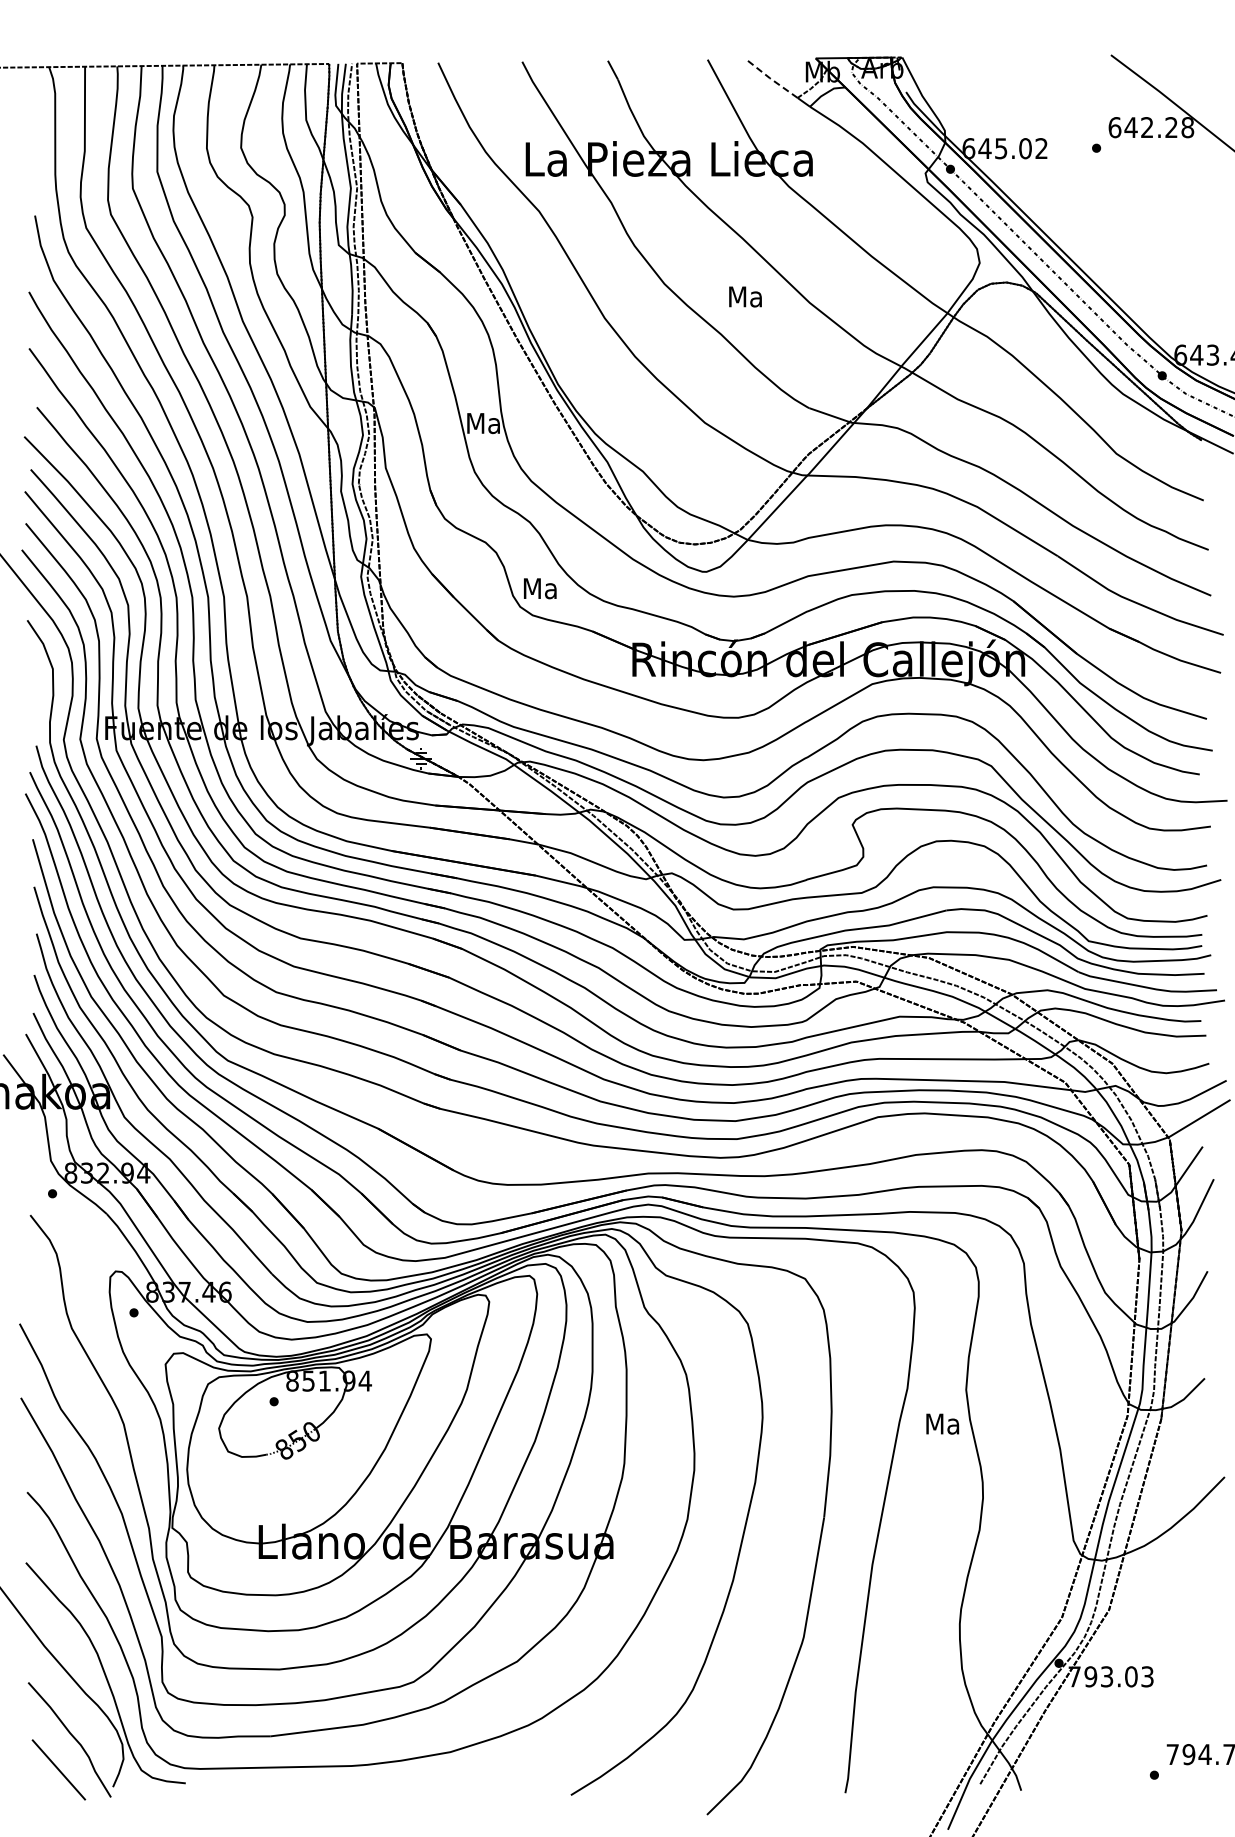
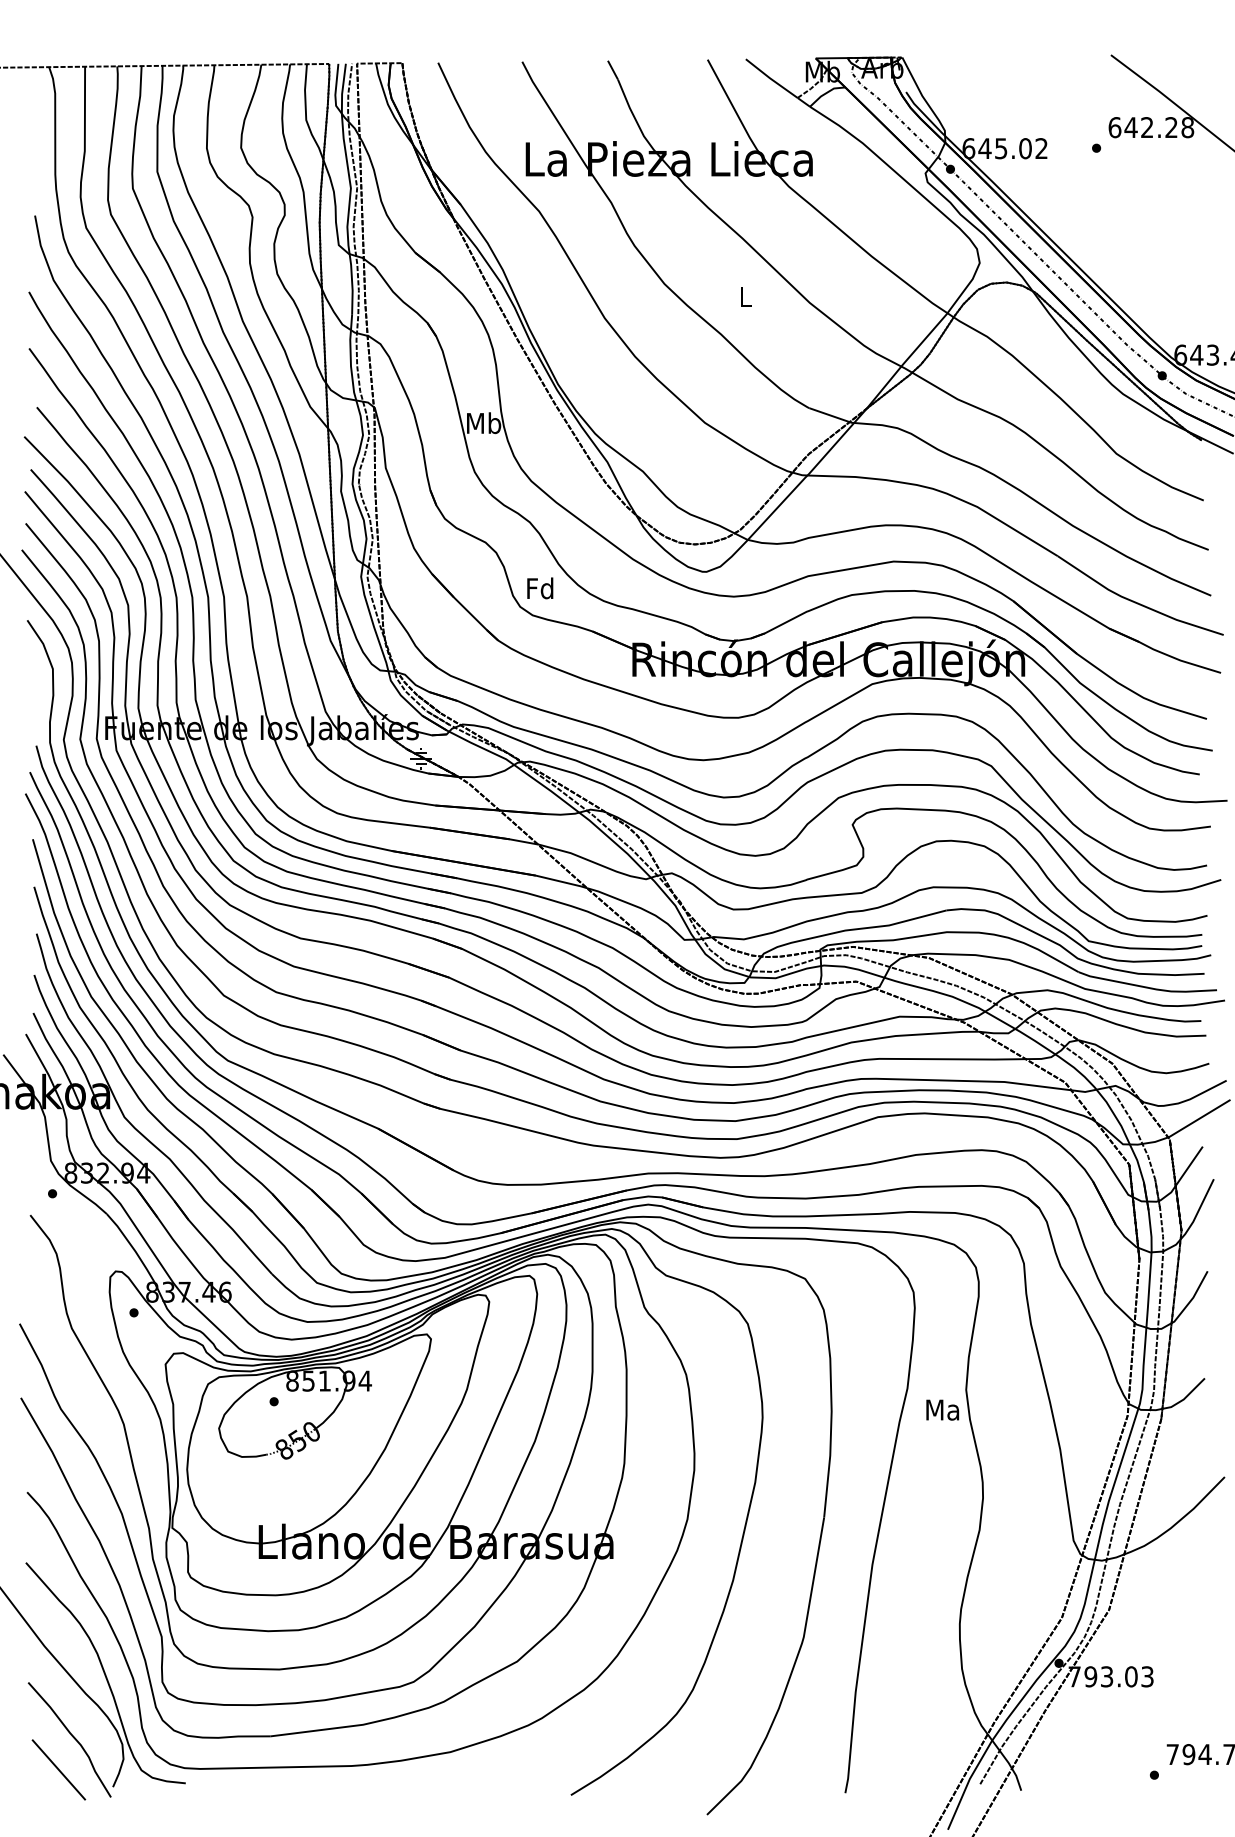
line: dashed -> solid (770, 78)
text: Ma -> L (745, 296)
text: Ma -> Mb (484, 423)
text: Ma -> Fd (539, 588)
text position: (942, 1423) -> (942, 1409) (942, 1409)
